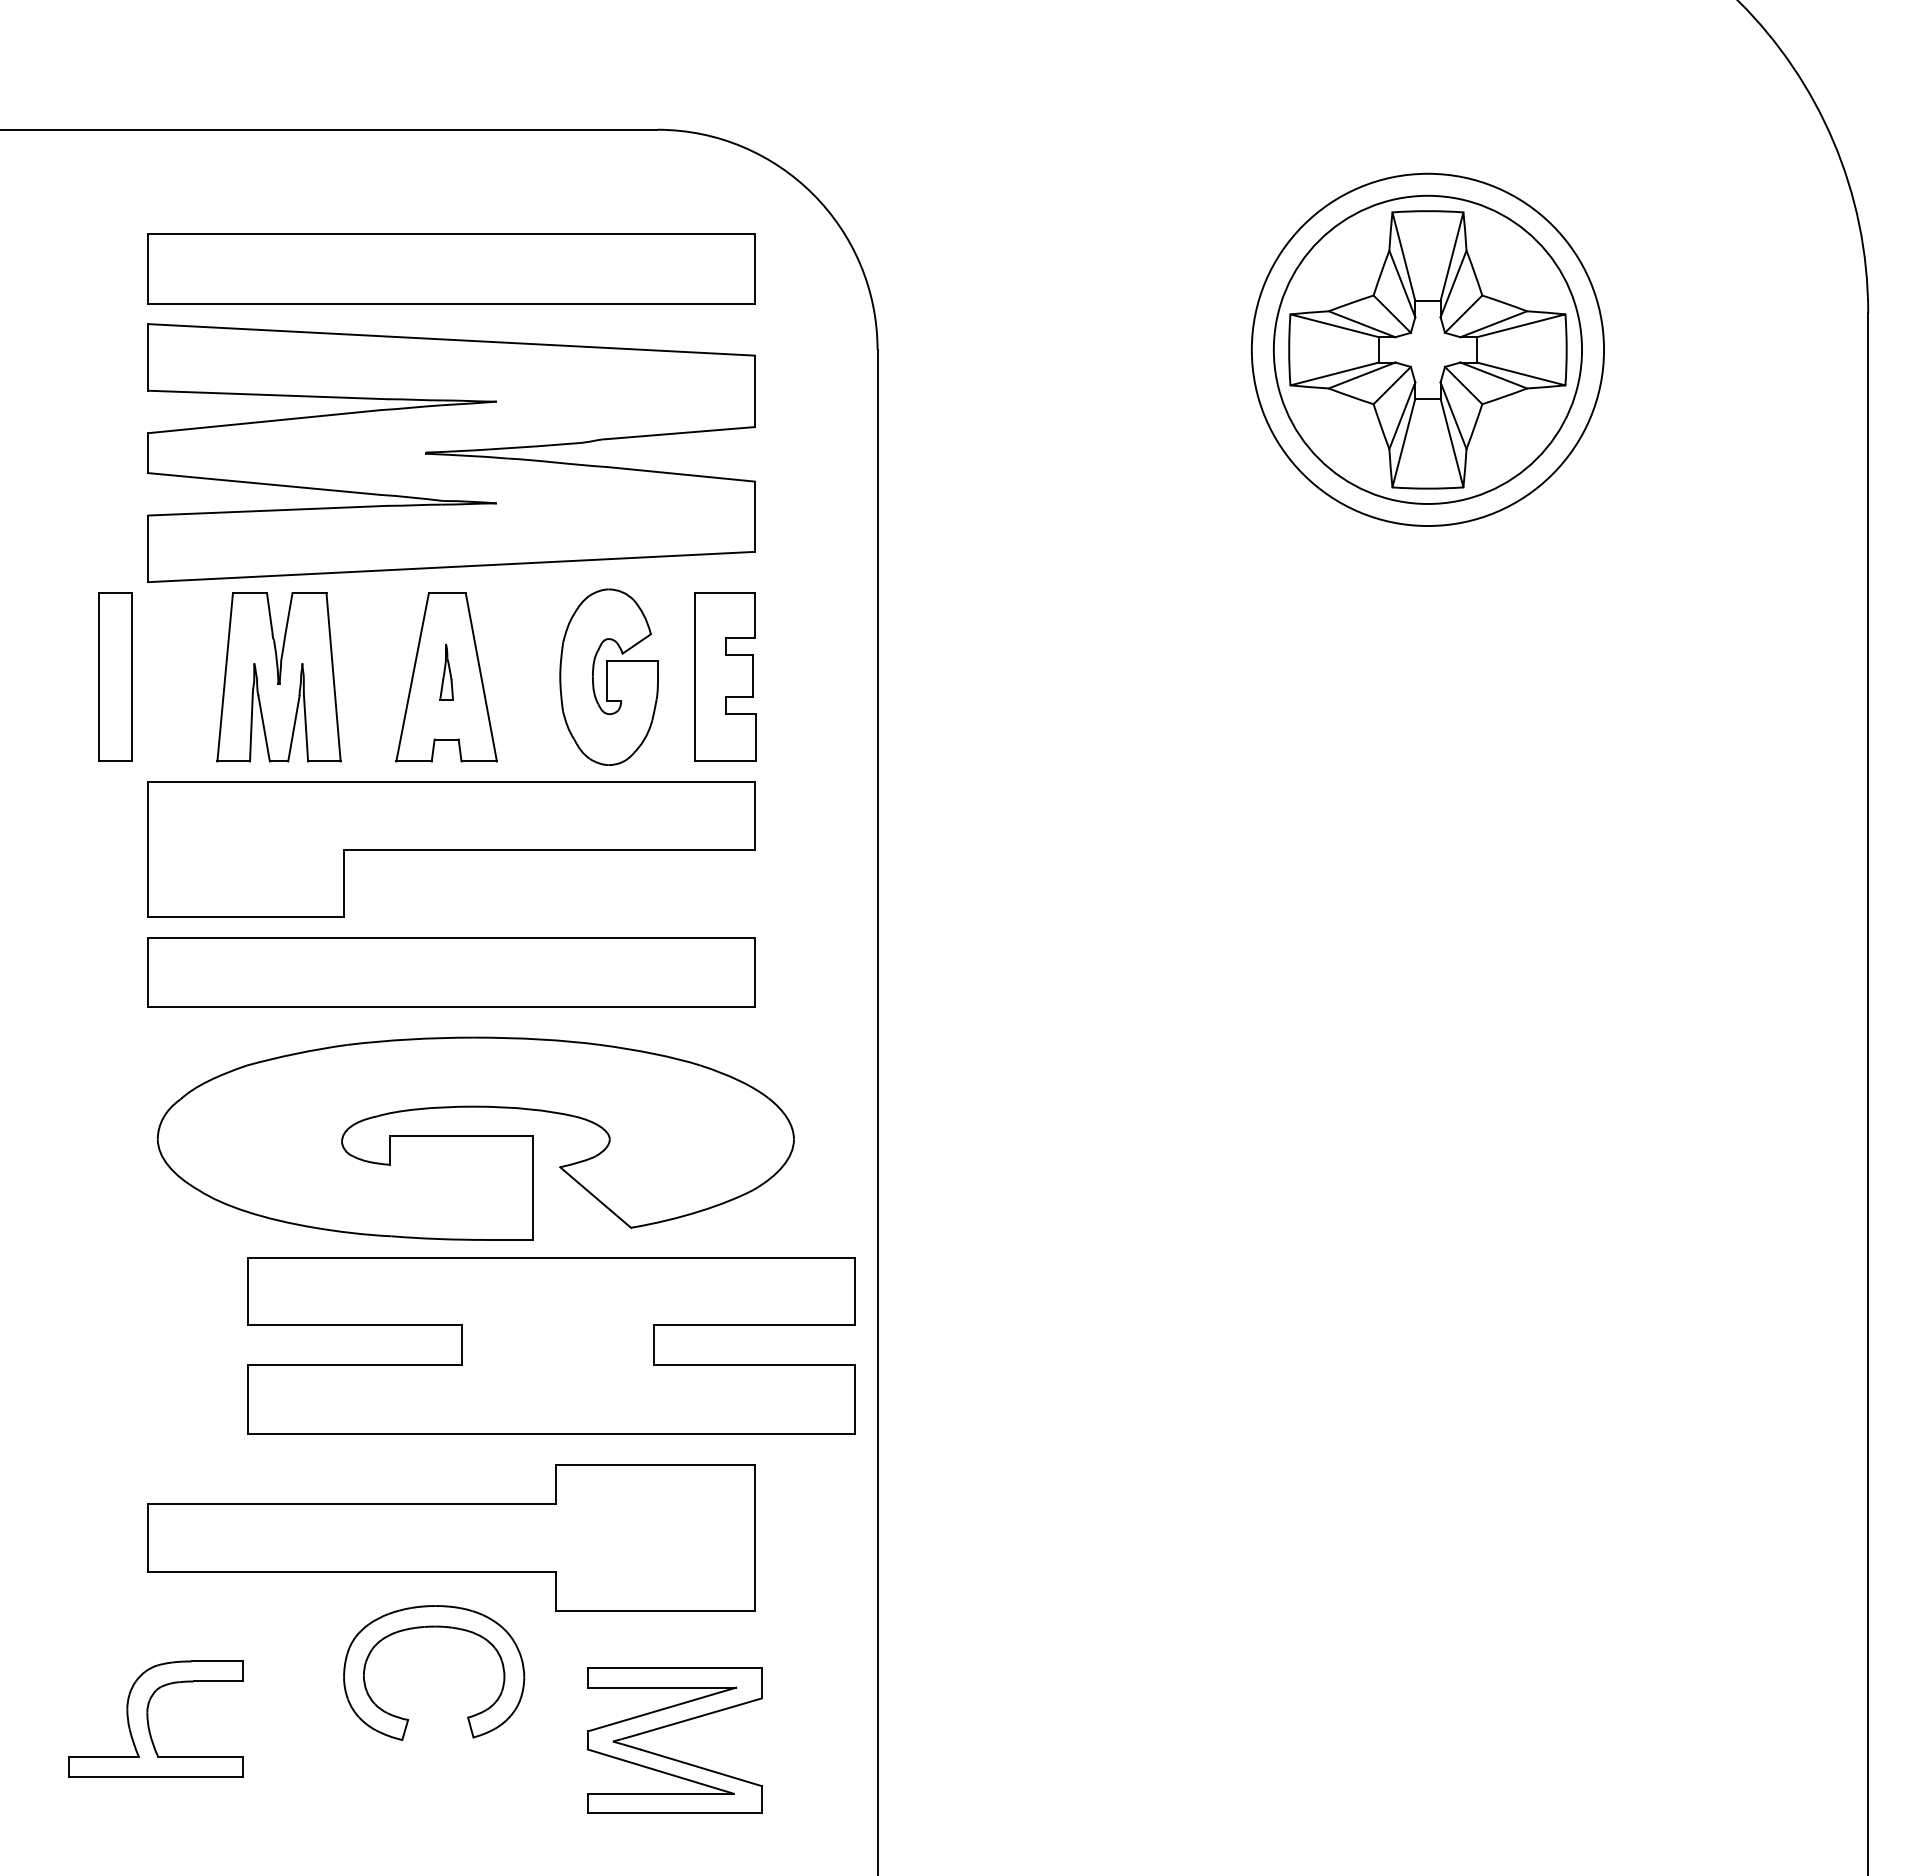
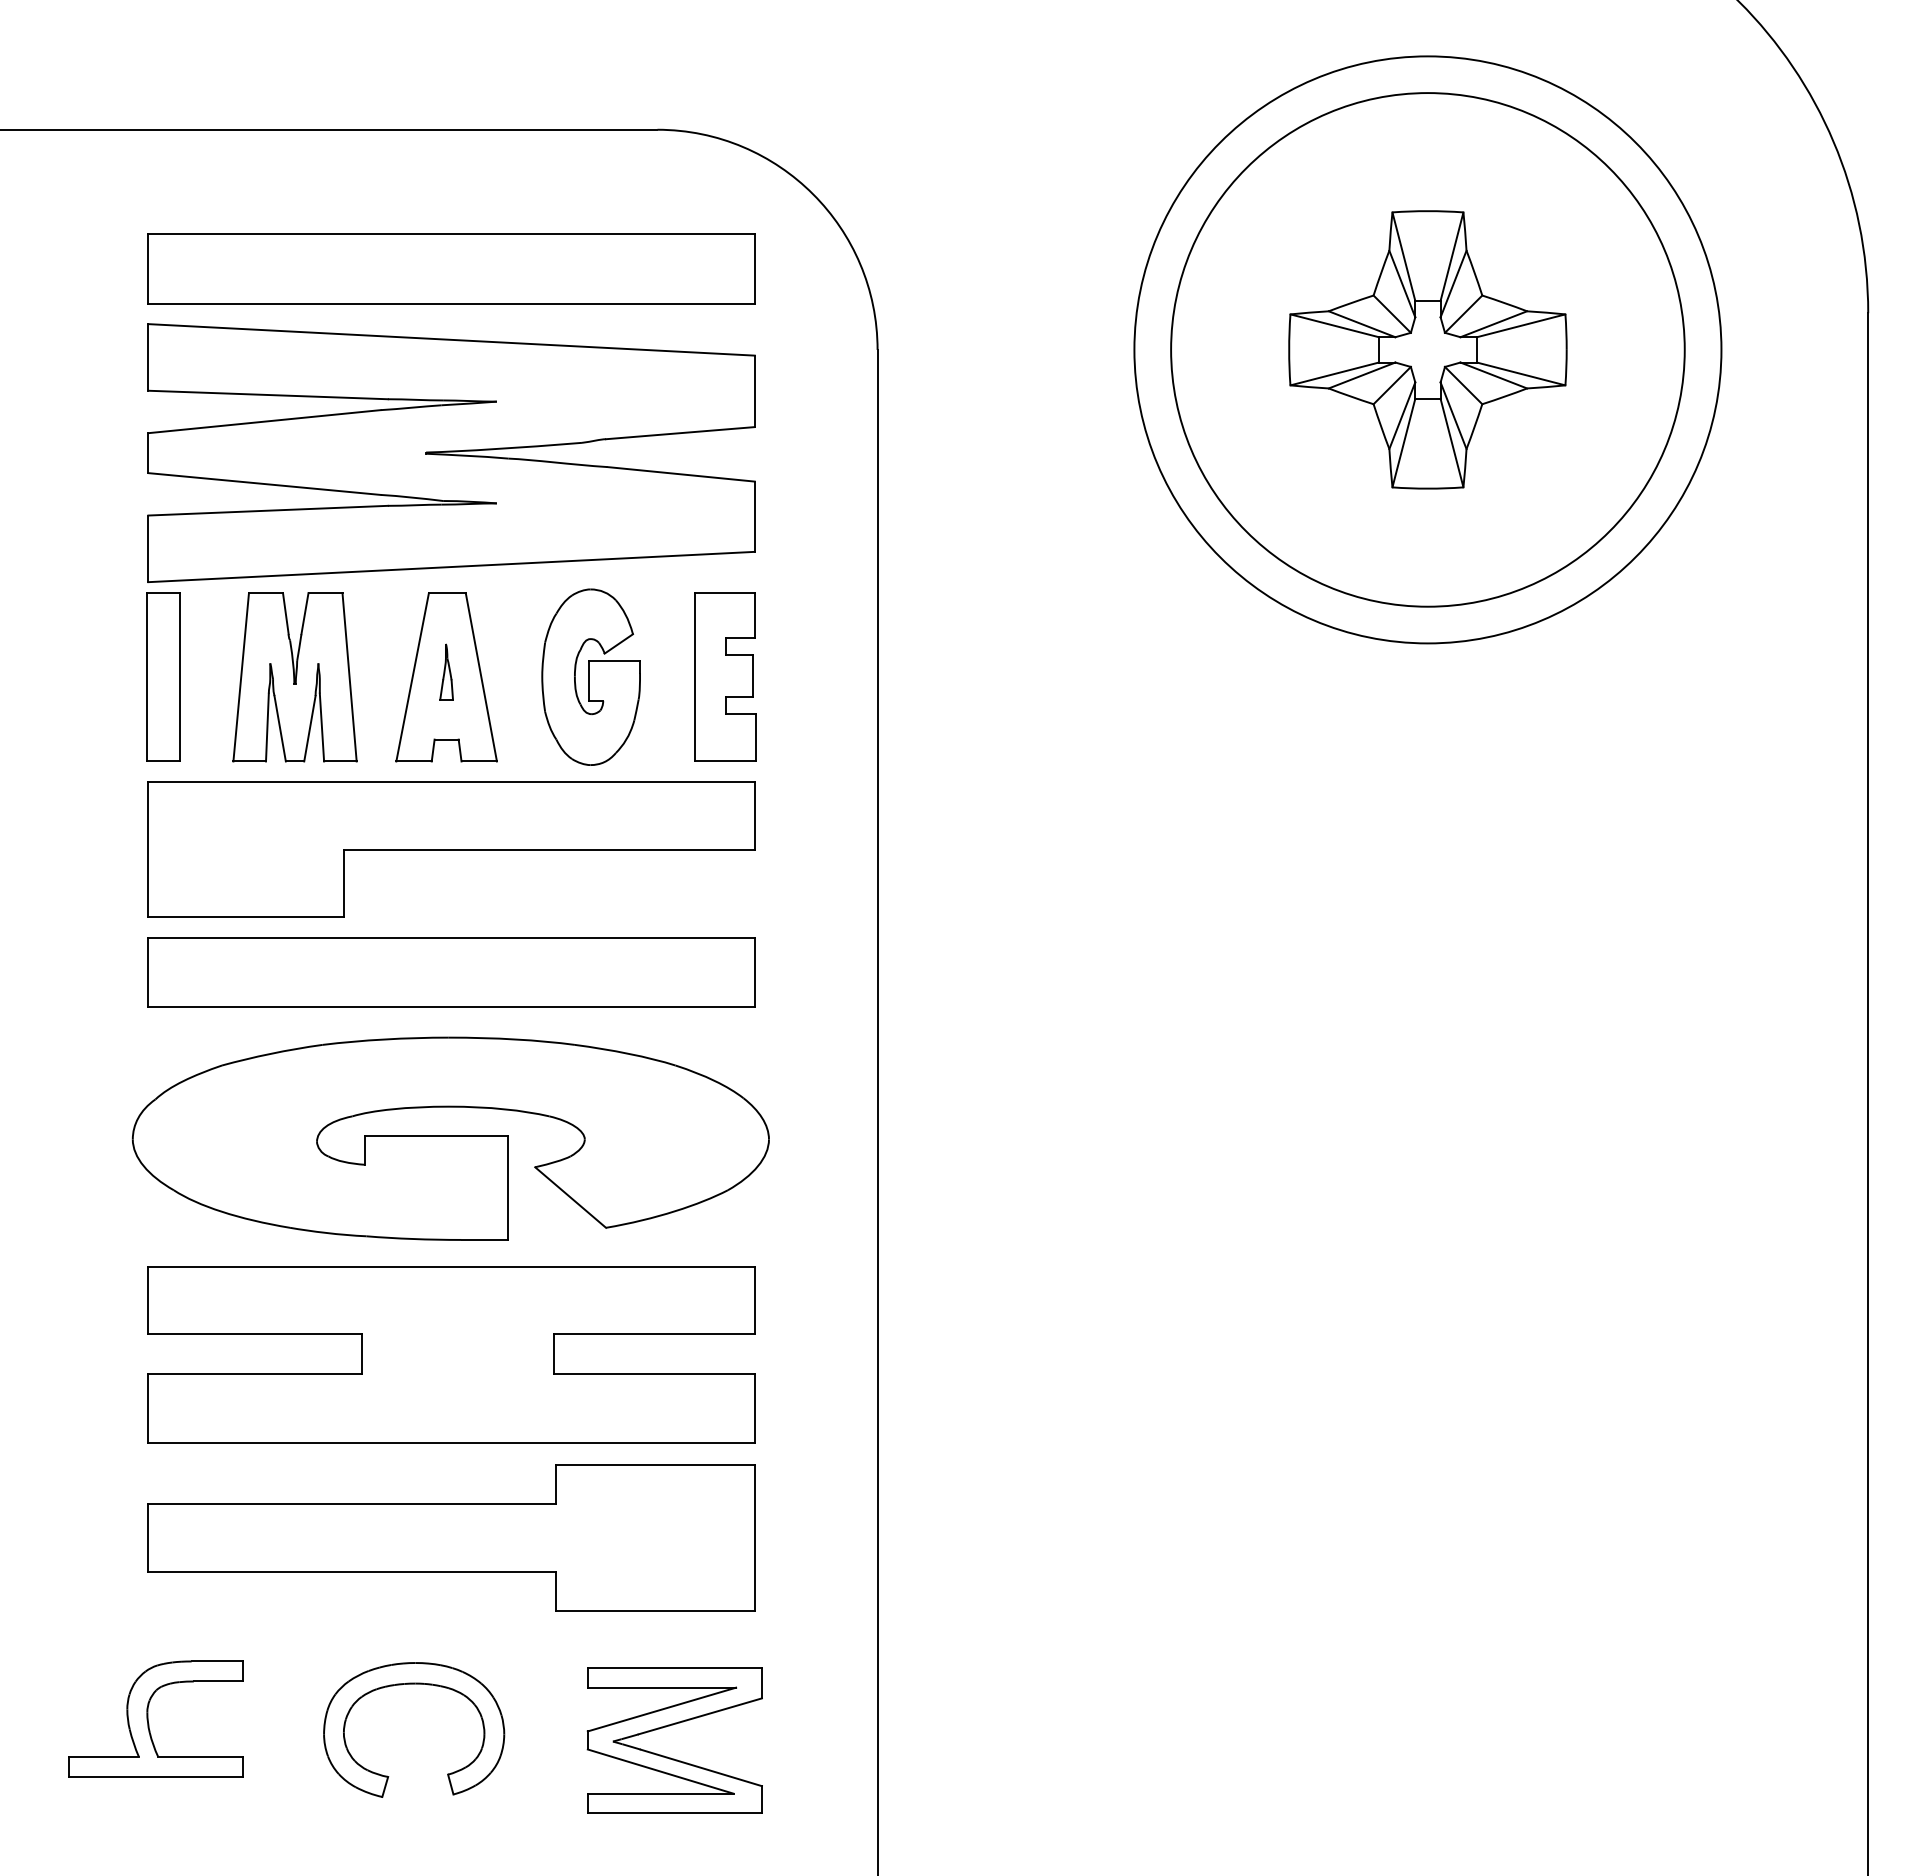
circle diameter: 308 px -> 514 px (1427, 349)
circle diameter: 352 px -> 587 px (1427, 349)
part position: (115, 676) -> (163, 676) (163, 676)
part position: (608, 676) -> (590, 676) (590, 676)
part position: (278, 677) -> (294, 677) (294, 677)
part position: (475, 1138) -> (450, 1138) (450, 1138)
part position: (551, 1345) -> (451, 1354) (451, 1354)
part position: (434, 1627) -> (414, 1684) (414, 1684)
